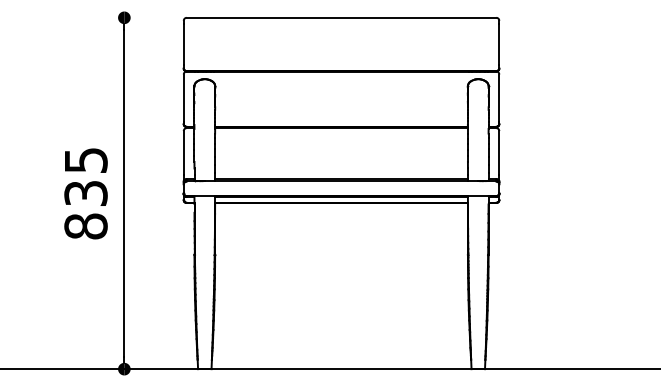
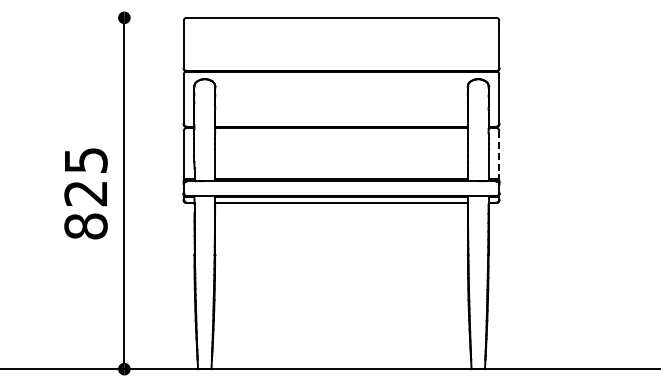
line: solid -> dashed (499, 152)
text: 835 -> 825 (85, 193)
